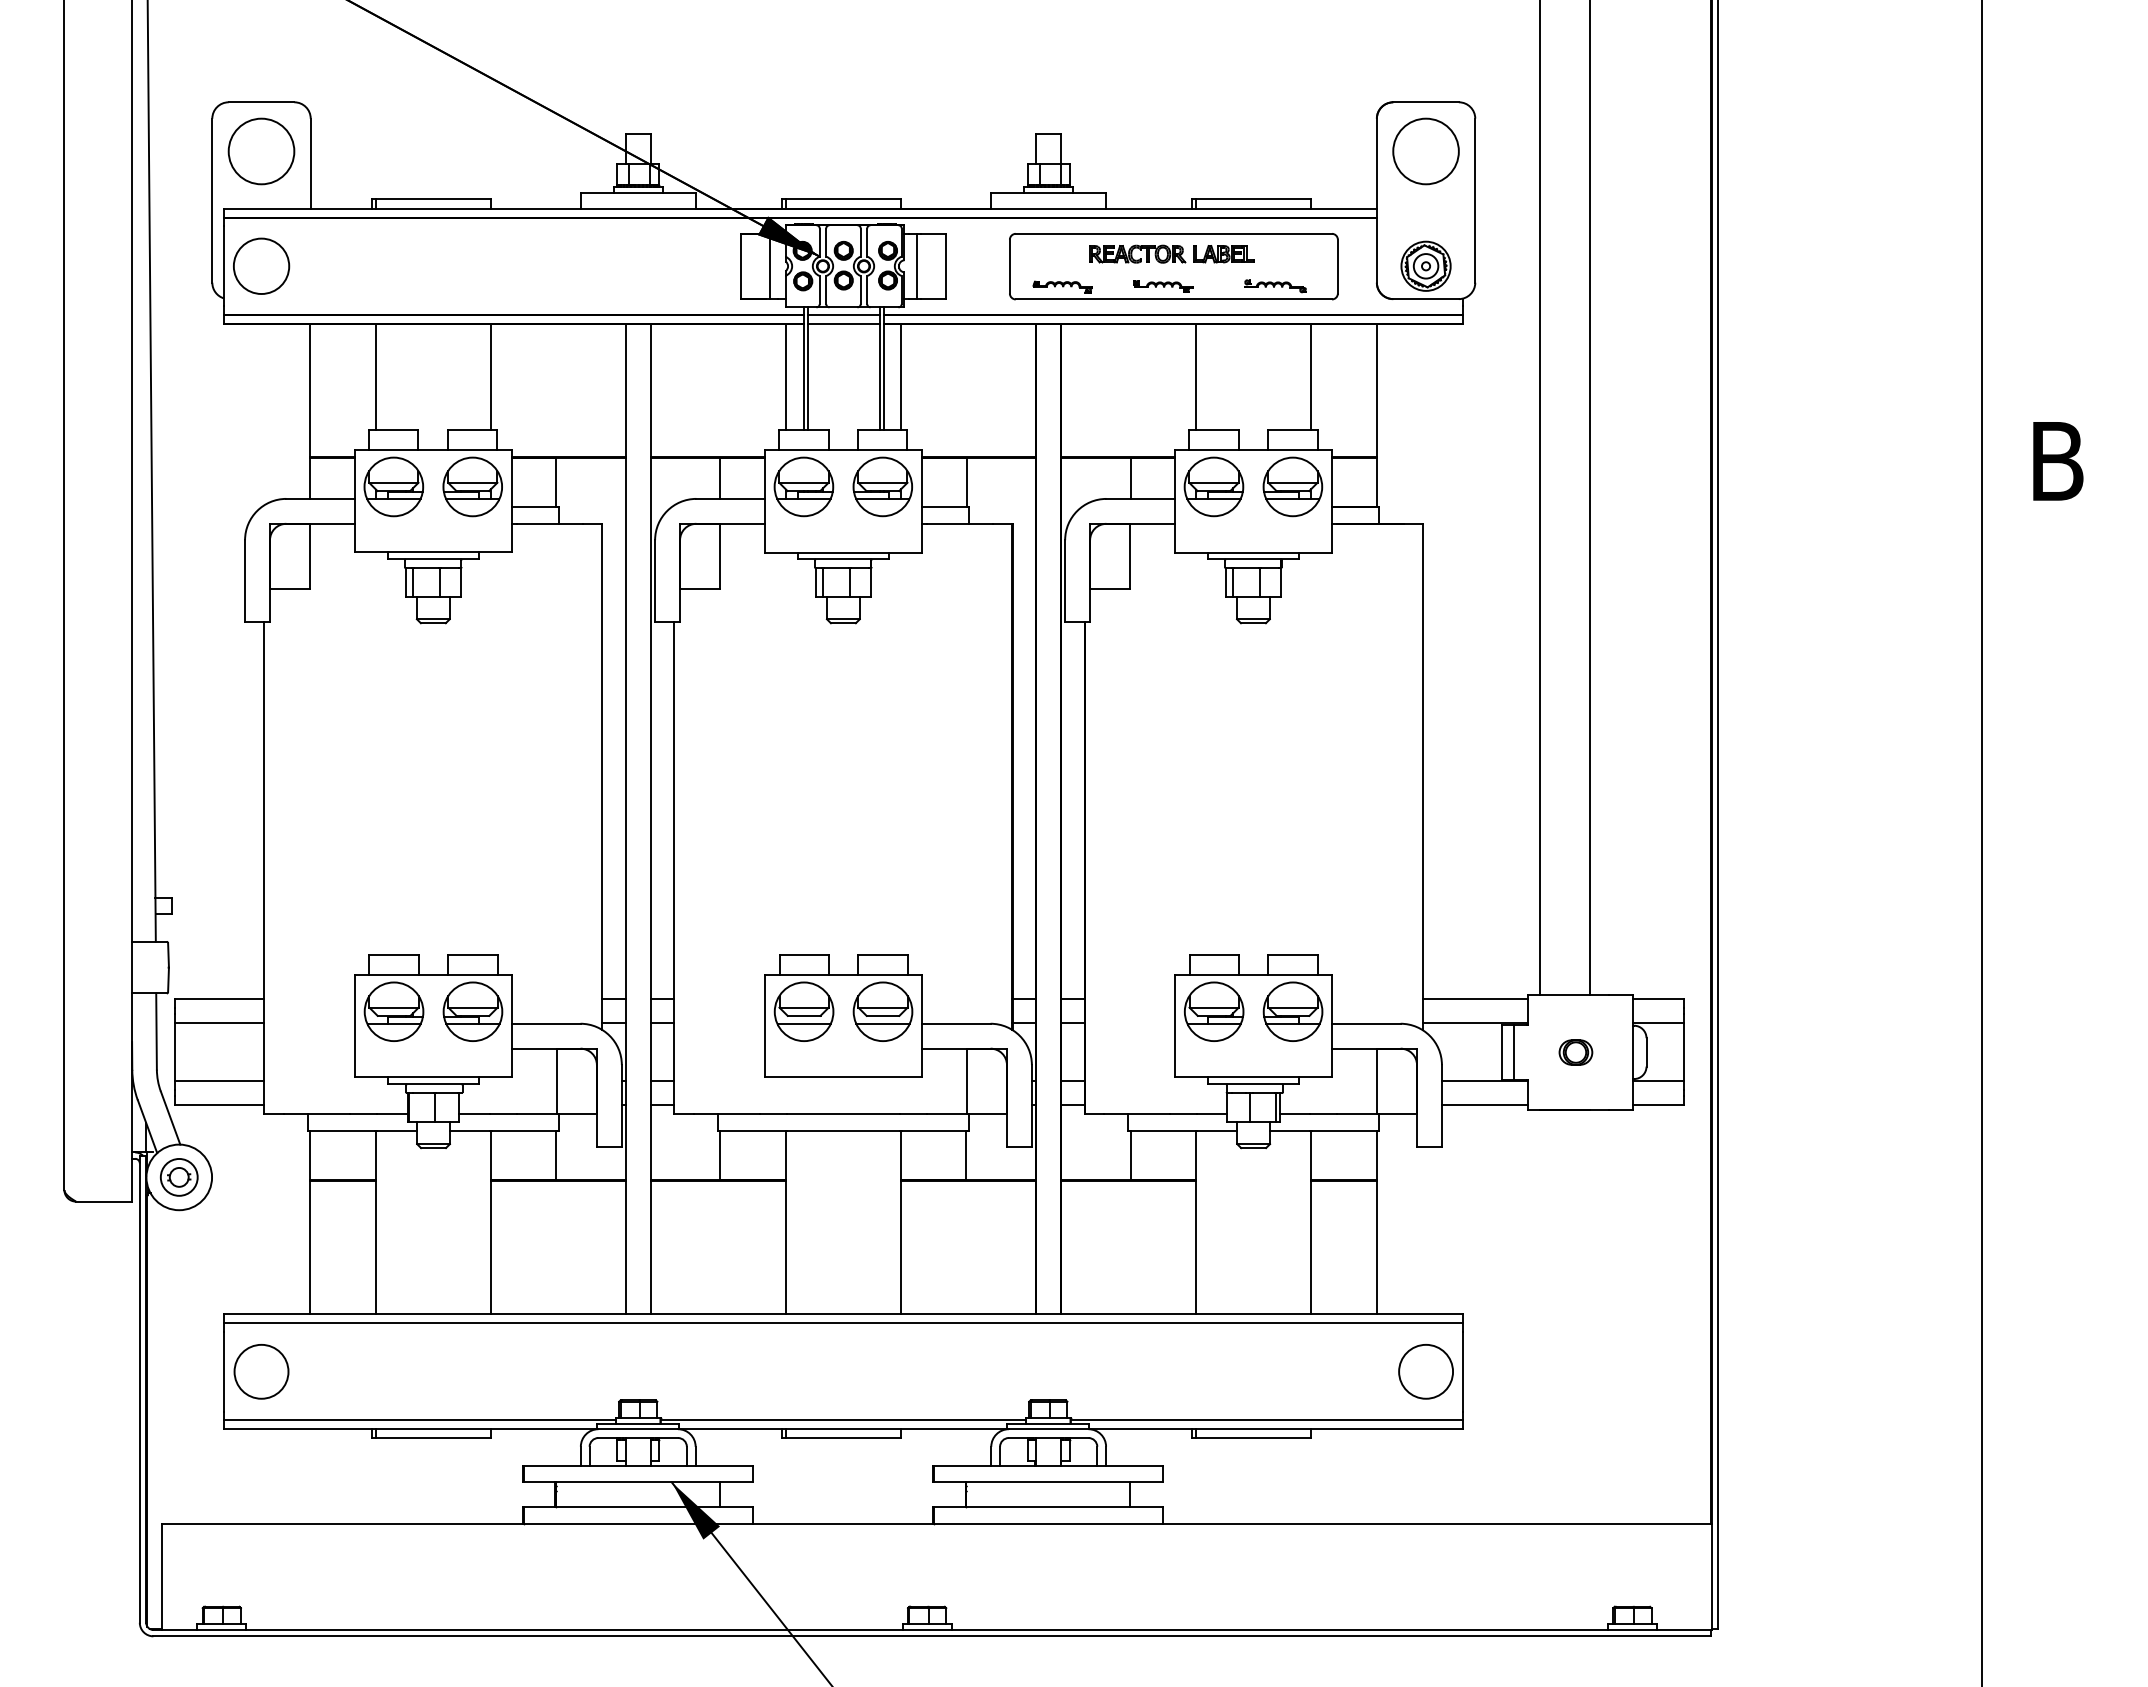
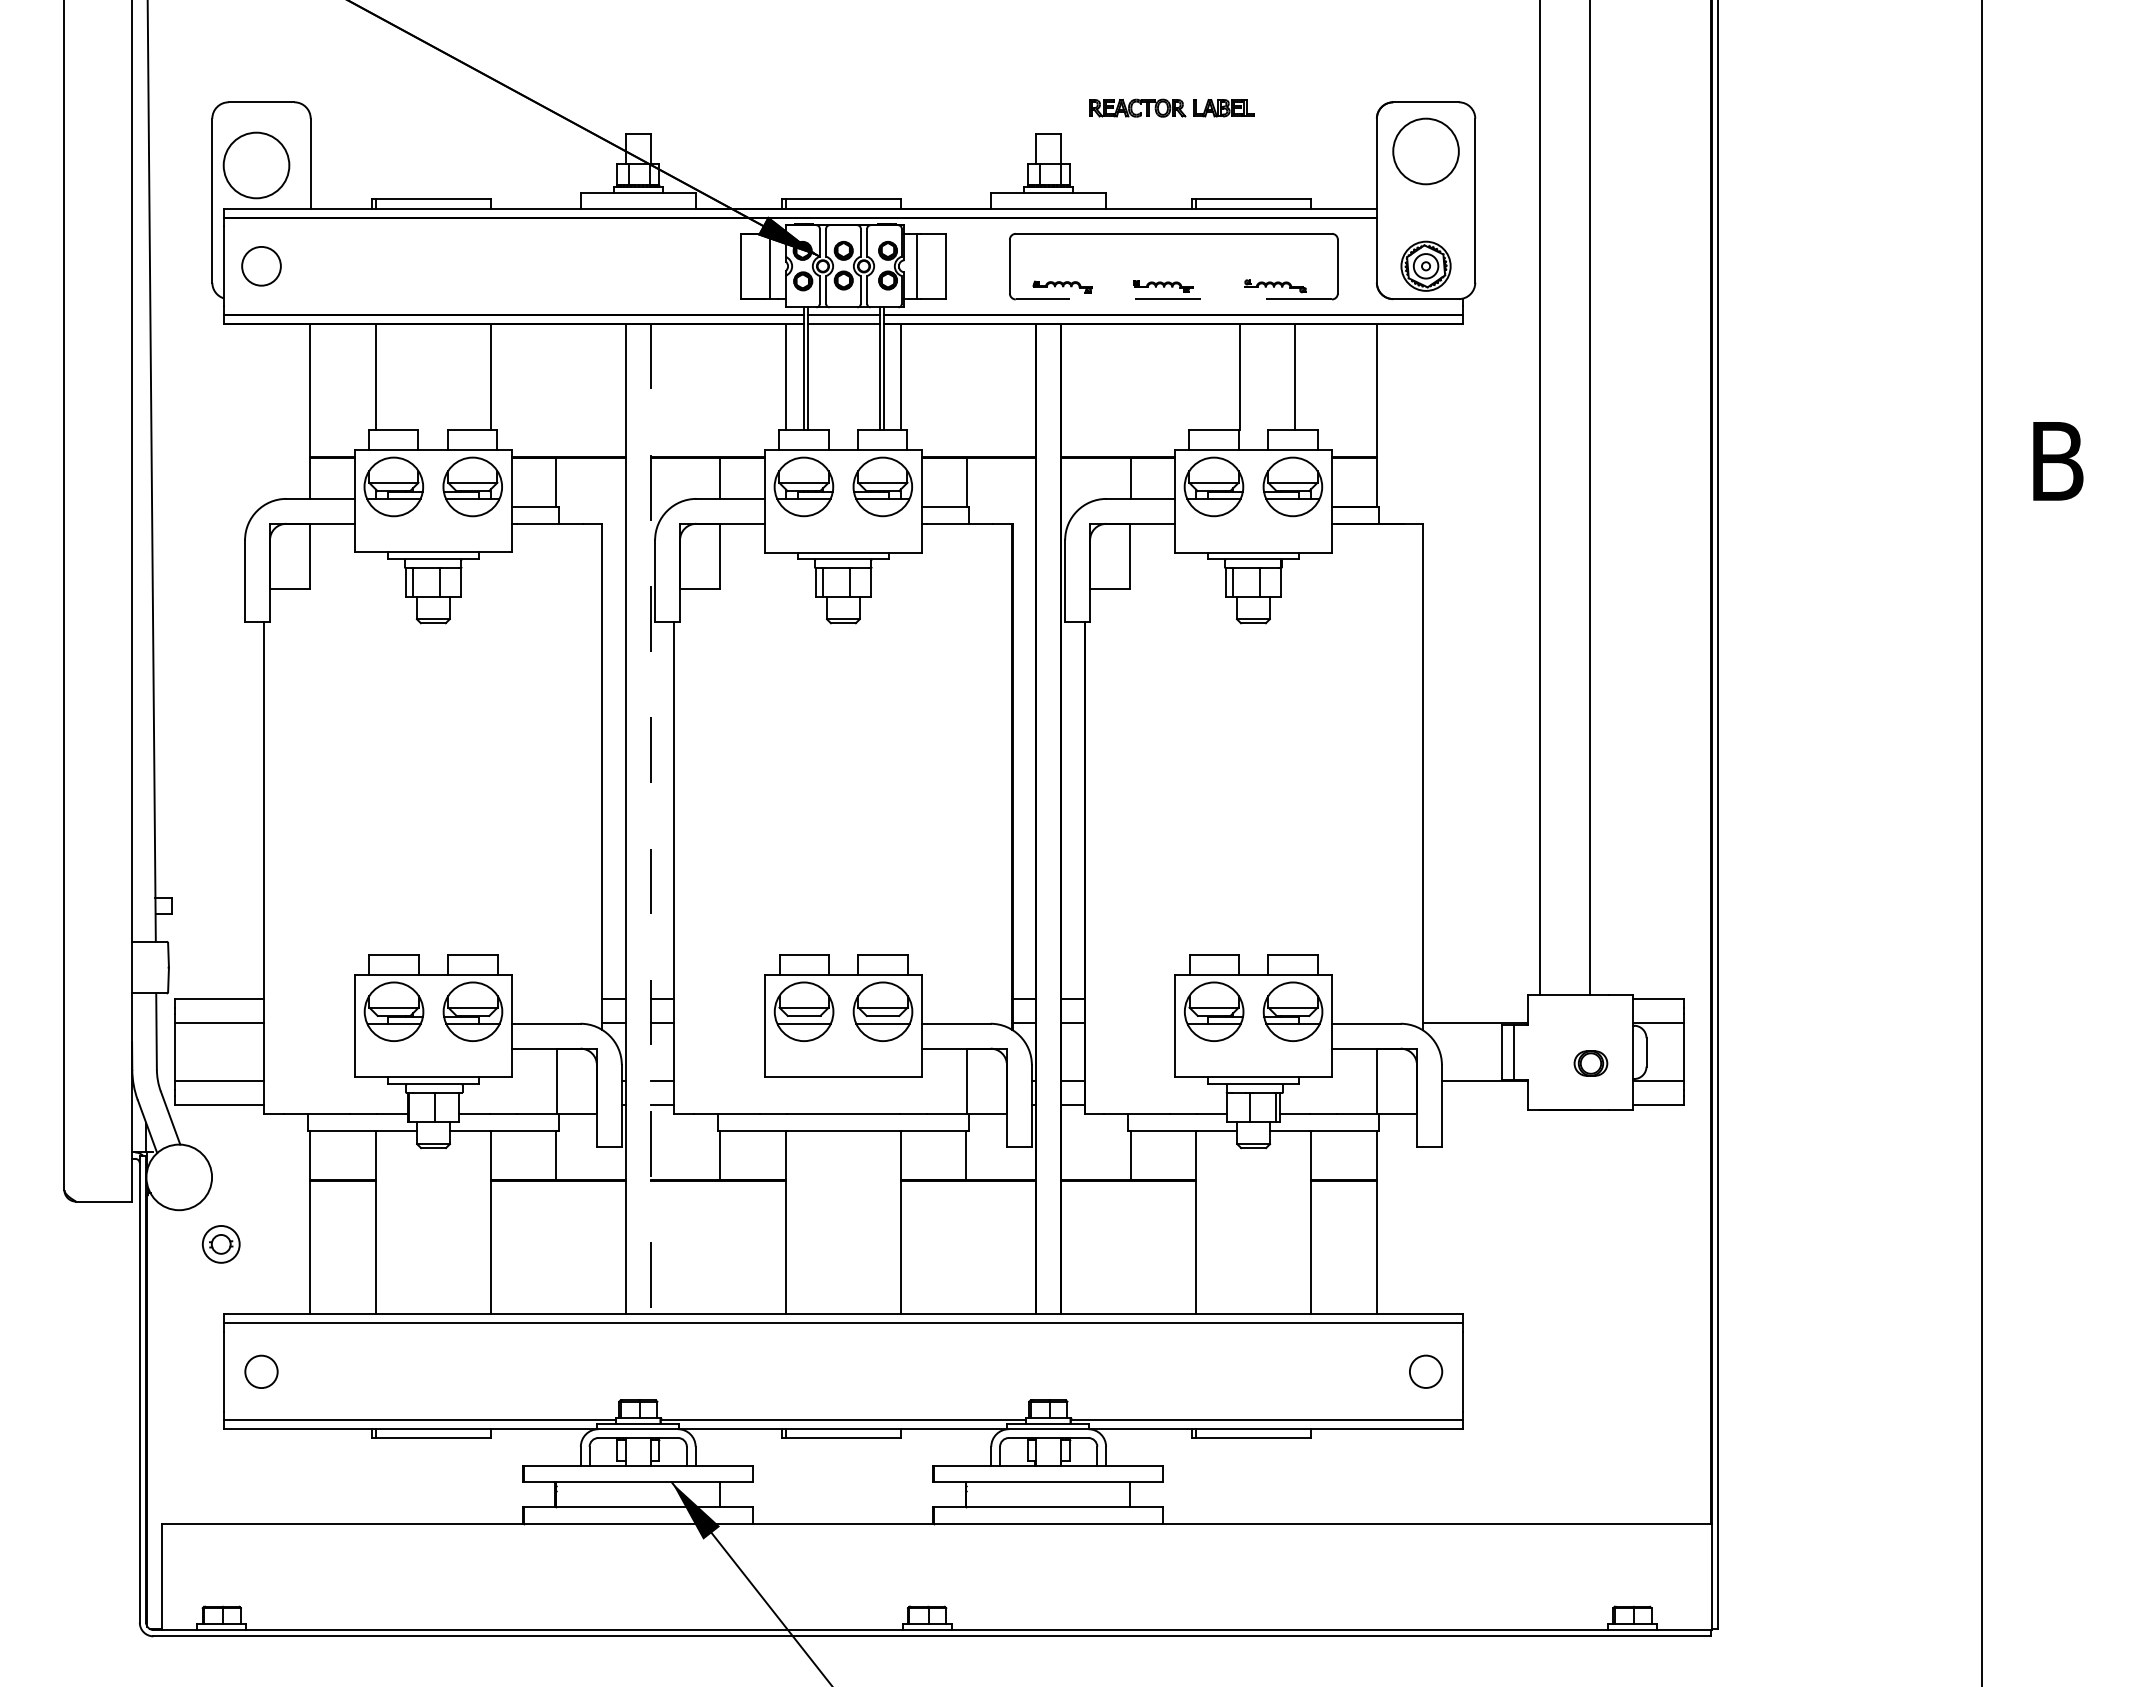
circle position: (261, 151) -> (256, 165) (256, 165)
part position: (1171, 253) -> (1171, 107) (1171, 107)
circle diameter: 55 px -> 39 px (261, 265)
line: solid -> dashed (1173, 299)
line position: (1196, 376) -> (1240, 376) (1240, 376)
line position: (1311, 376) -> (1295, 376) (1295, 376)
line: solid -> dashed (650, 819)
line: present -> none (1475, 998)
part position: (1575, 1052) -> (1590, 1063) (1590, 1063)
line: present -> none (1484, 1105)
part position: (178, 1177) -> (220, 1244) (220, 1244)
circle size: 57x56 px -> 35x35 px (261, 1371)
circle diameter: 54 px -> 32 px (1425, 1371)
